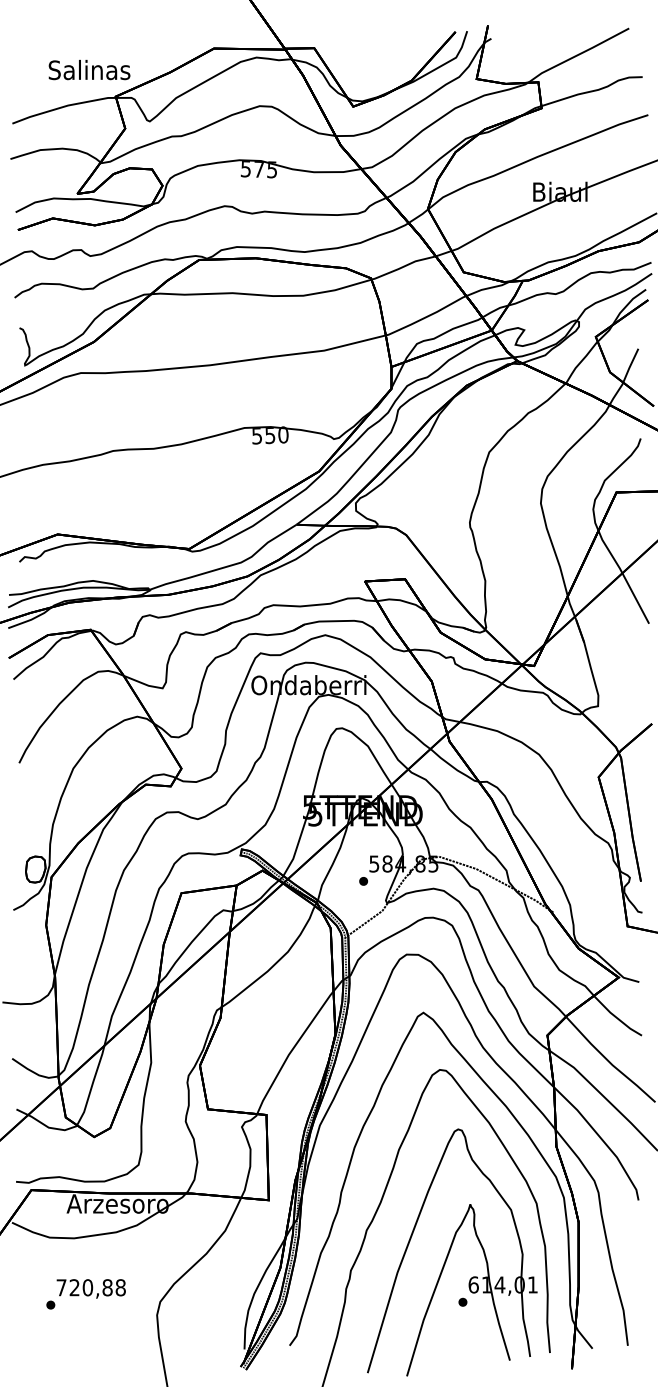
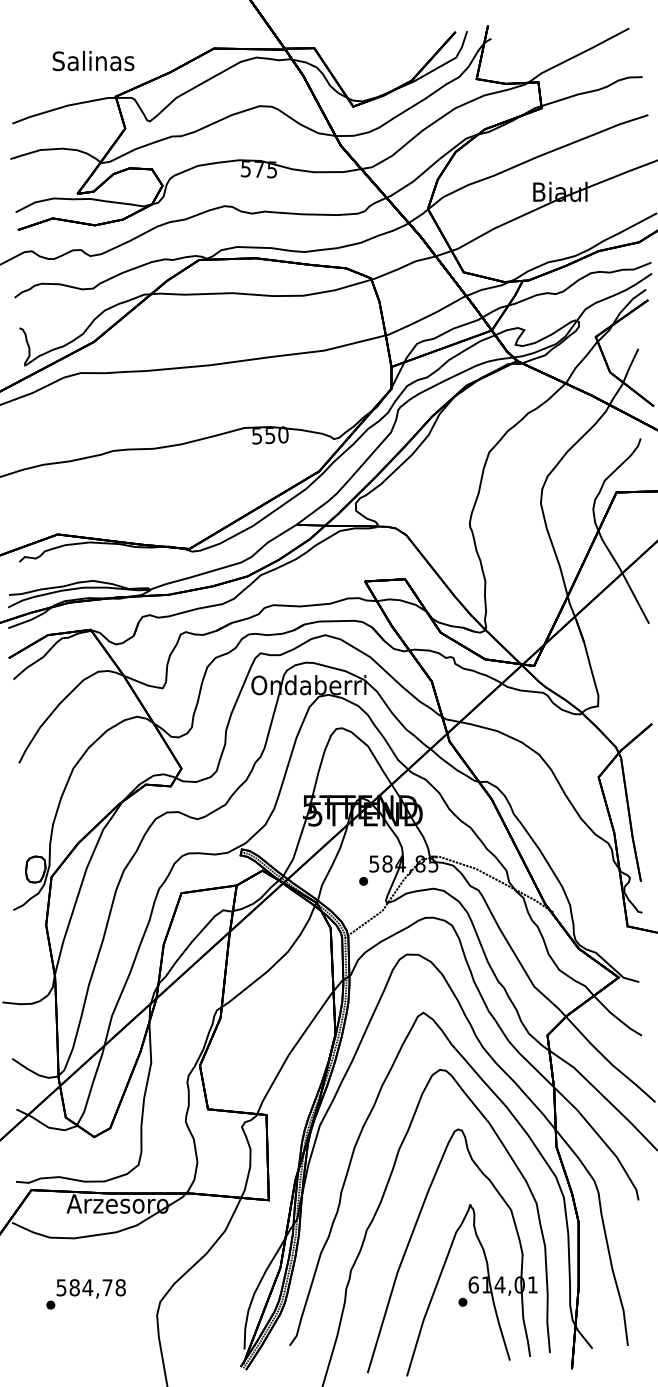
text position: (89, 70) -> (93, 61) (93, 61)
text: 720,88 -> 584,78 (84, 1287)
